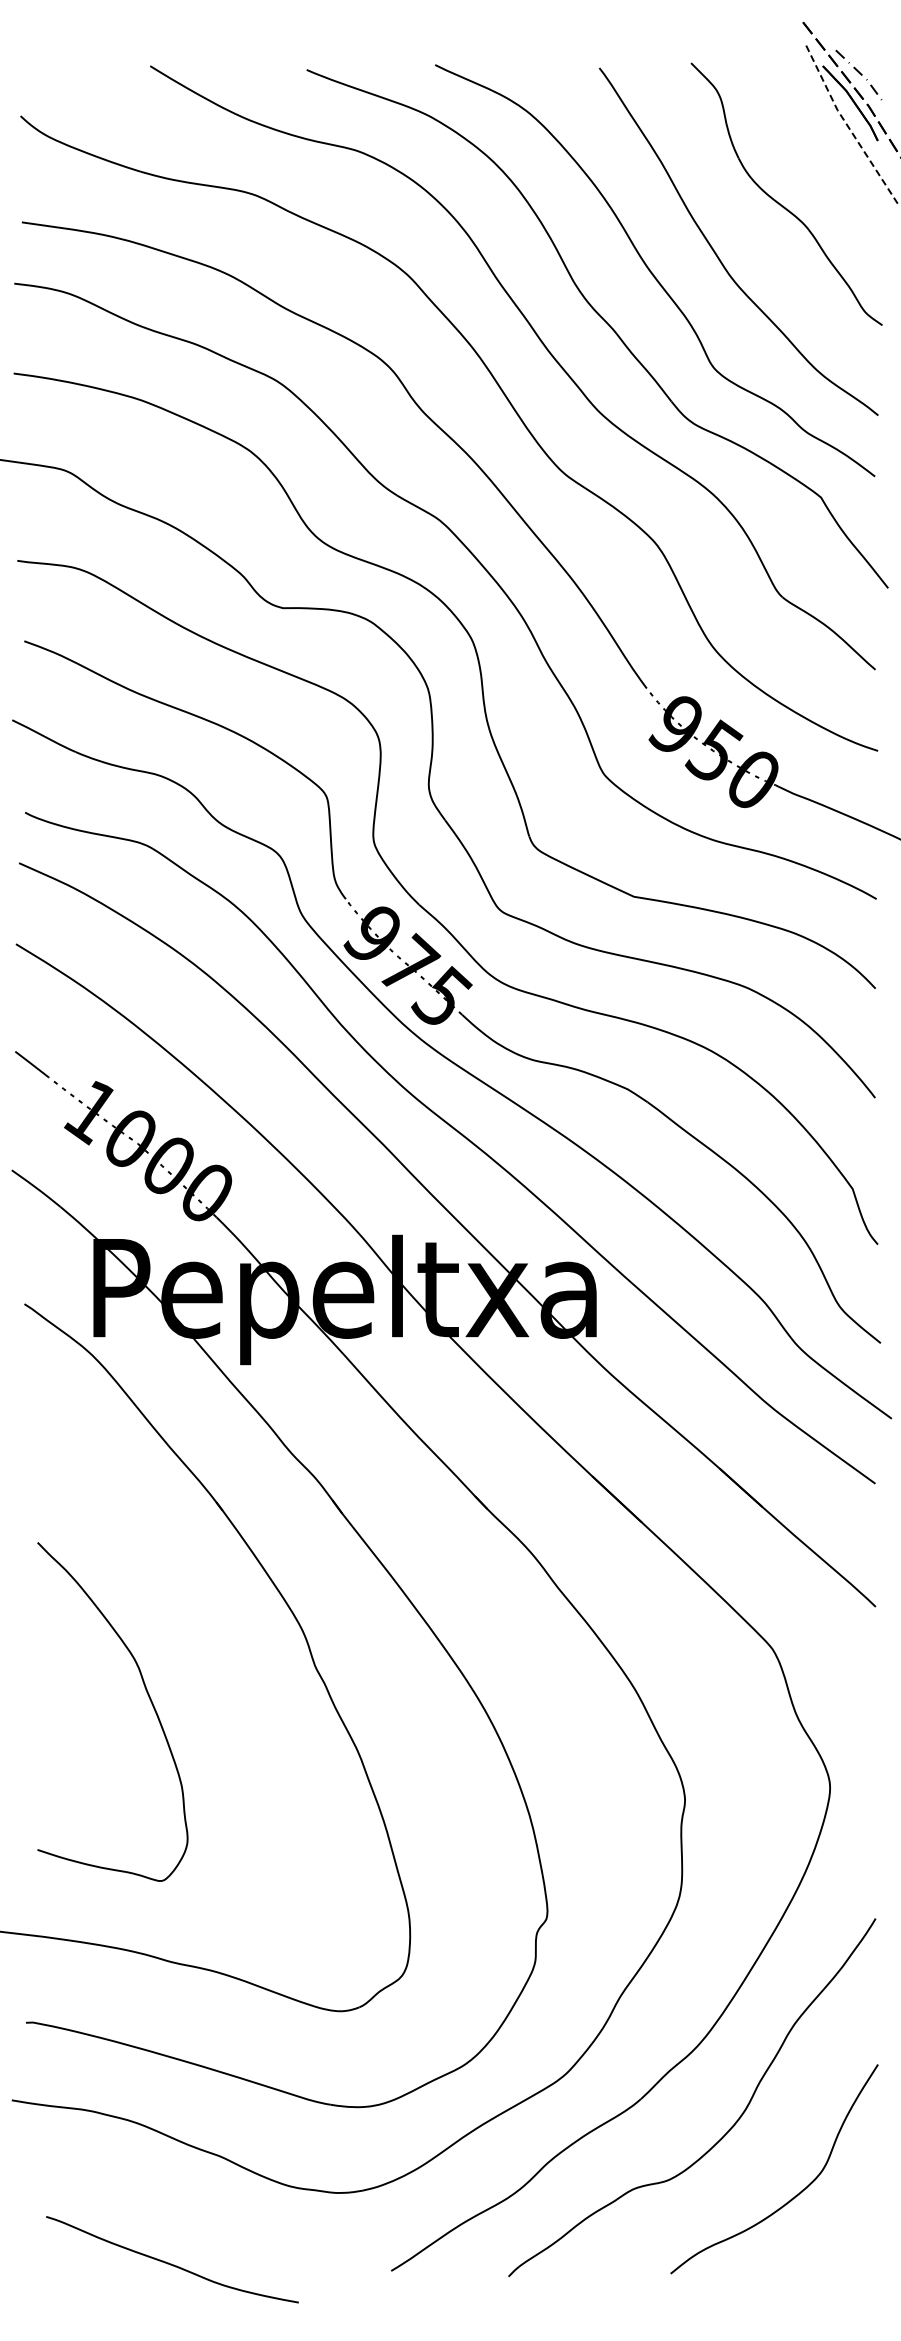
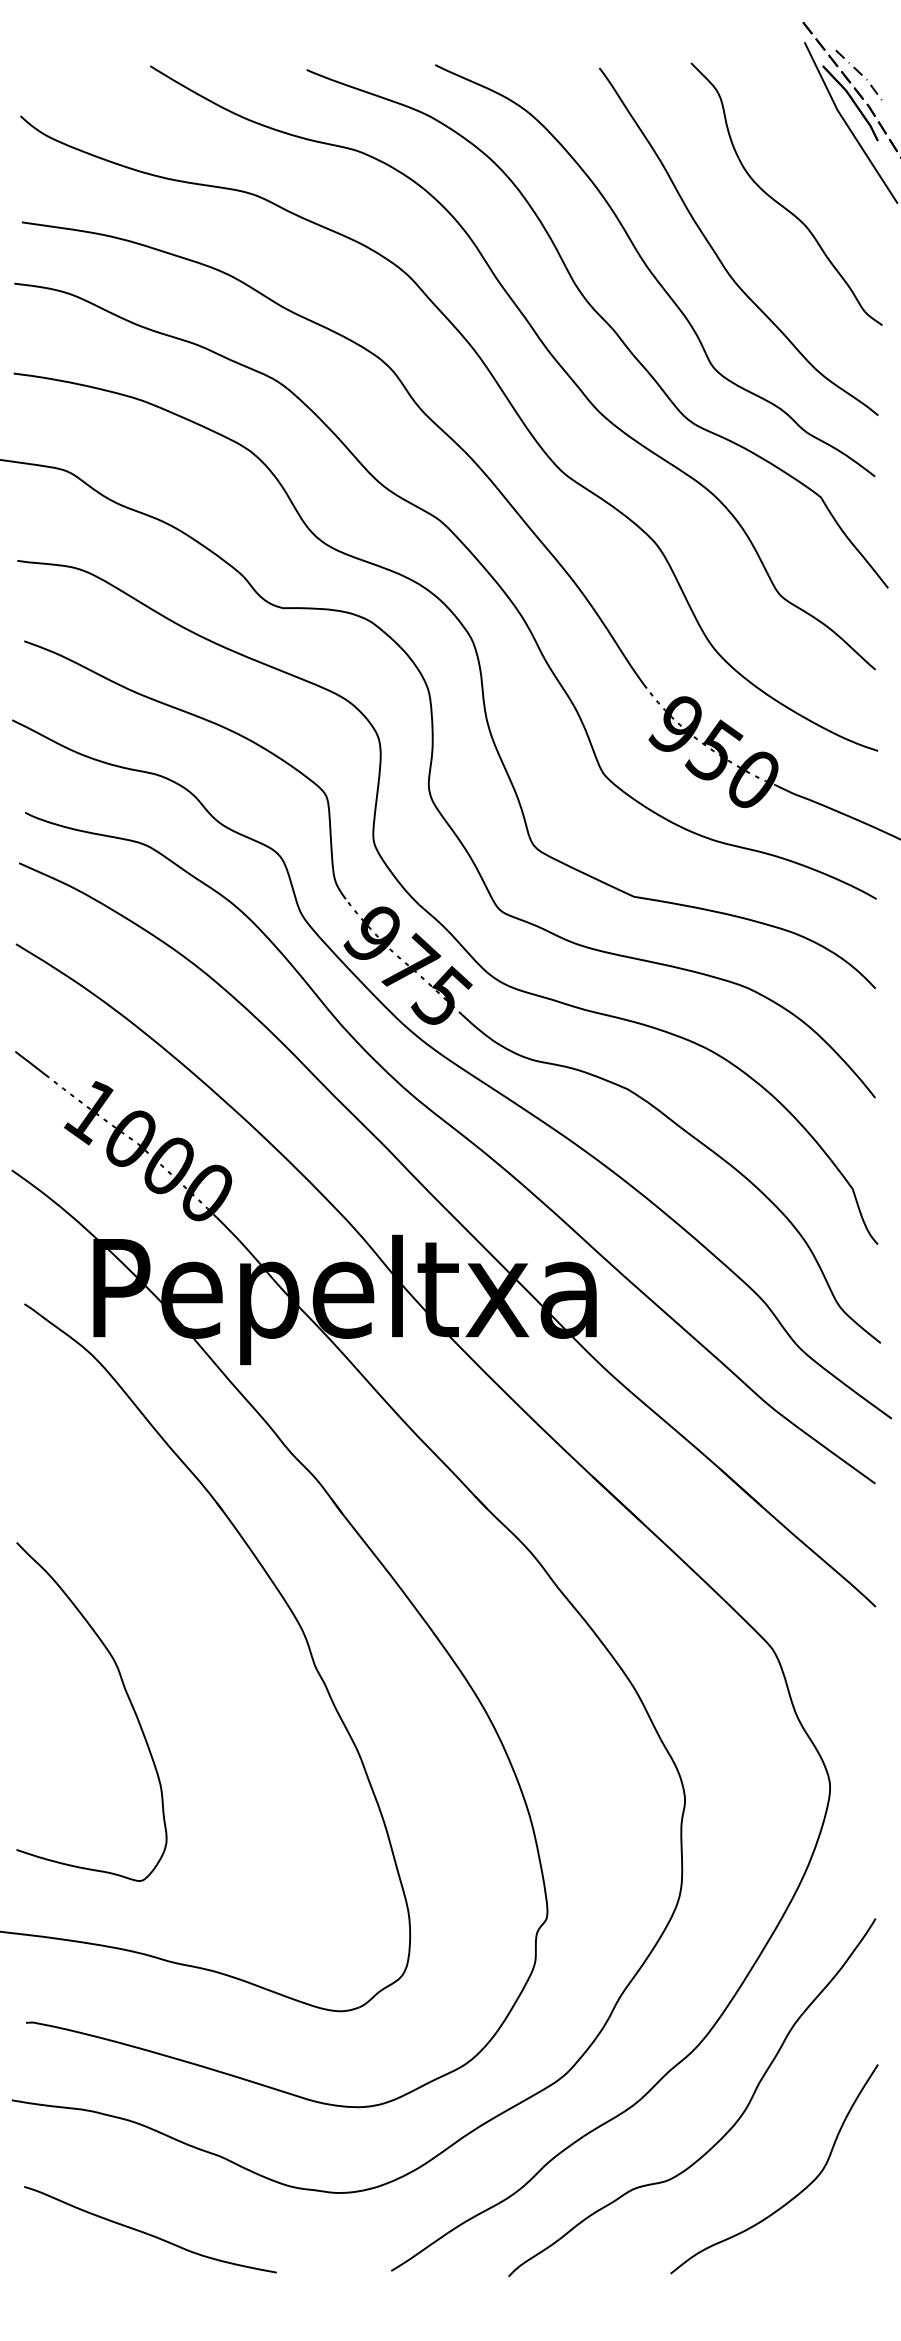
line: dashed -> solid (846, 124)
curve position: (147, 1695) -> (126, 1695) (126, 1695)
curve position: (171, 2263) -> (149, 2233) (149, 2233)
